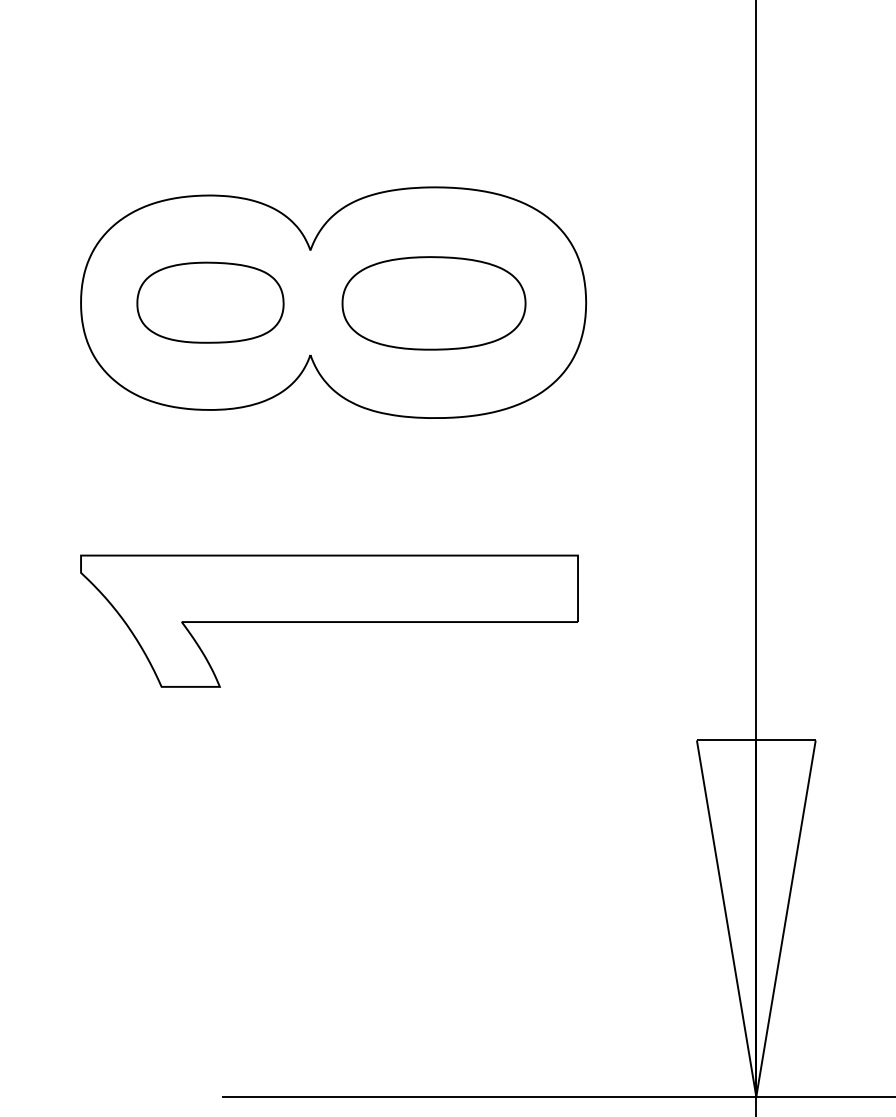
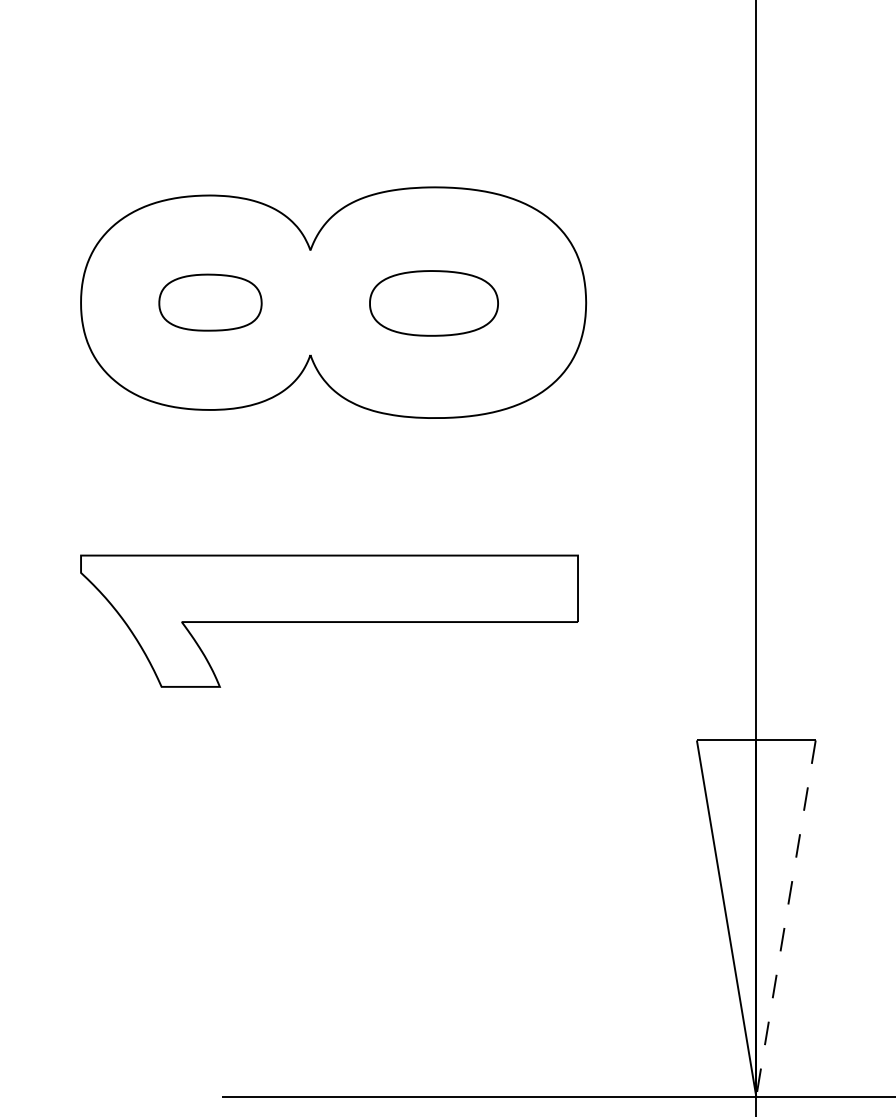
part size: 149x83 px -> 105x59 px (210, 302)
part size: 186x95 px -> 130x67 px (433, 303)
line: solid -> dashed (786, 918)
